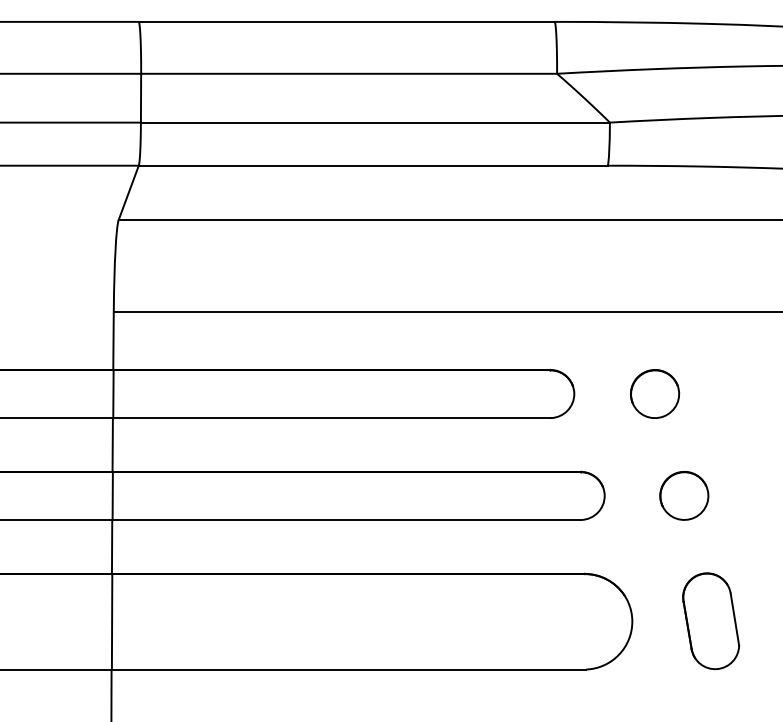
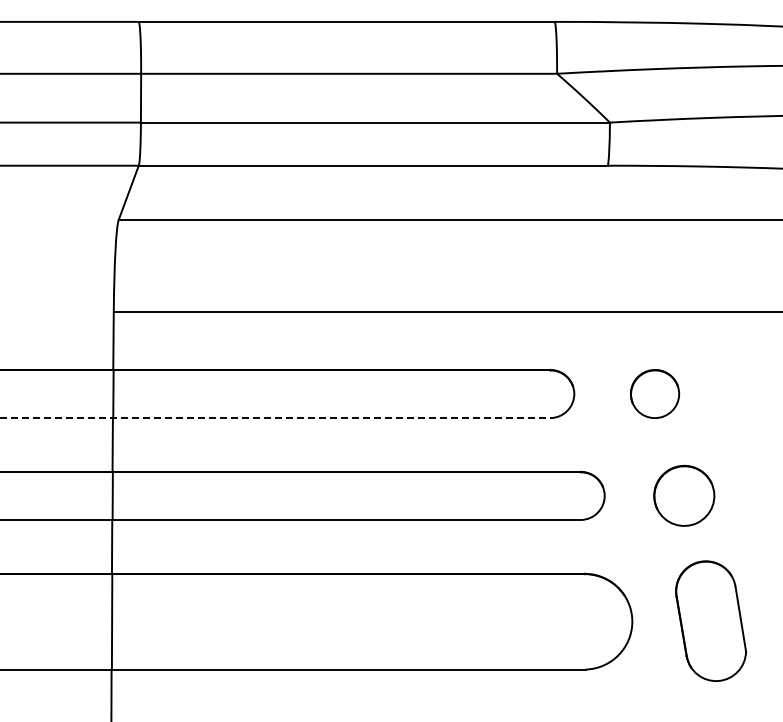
line: solid -> dashed (275, 418)
part size: 51x50 px -> 63x63 px (684, 495)
part size: 59x99 px -> 72x122 px (710, 620)
